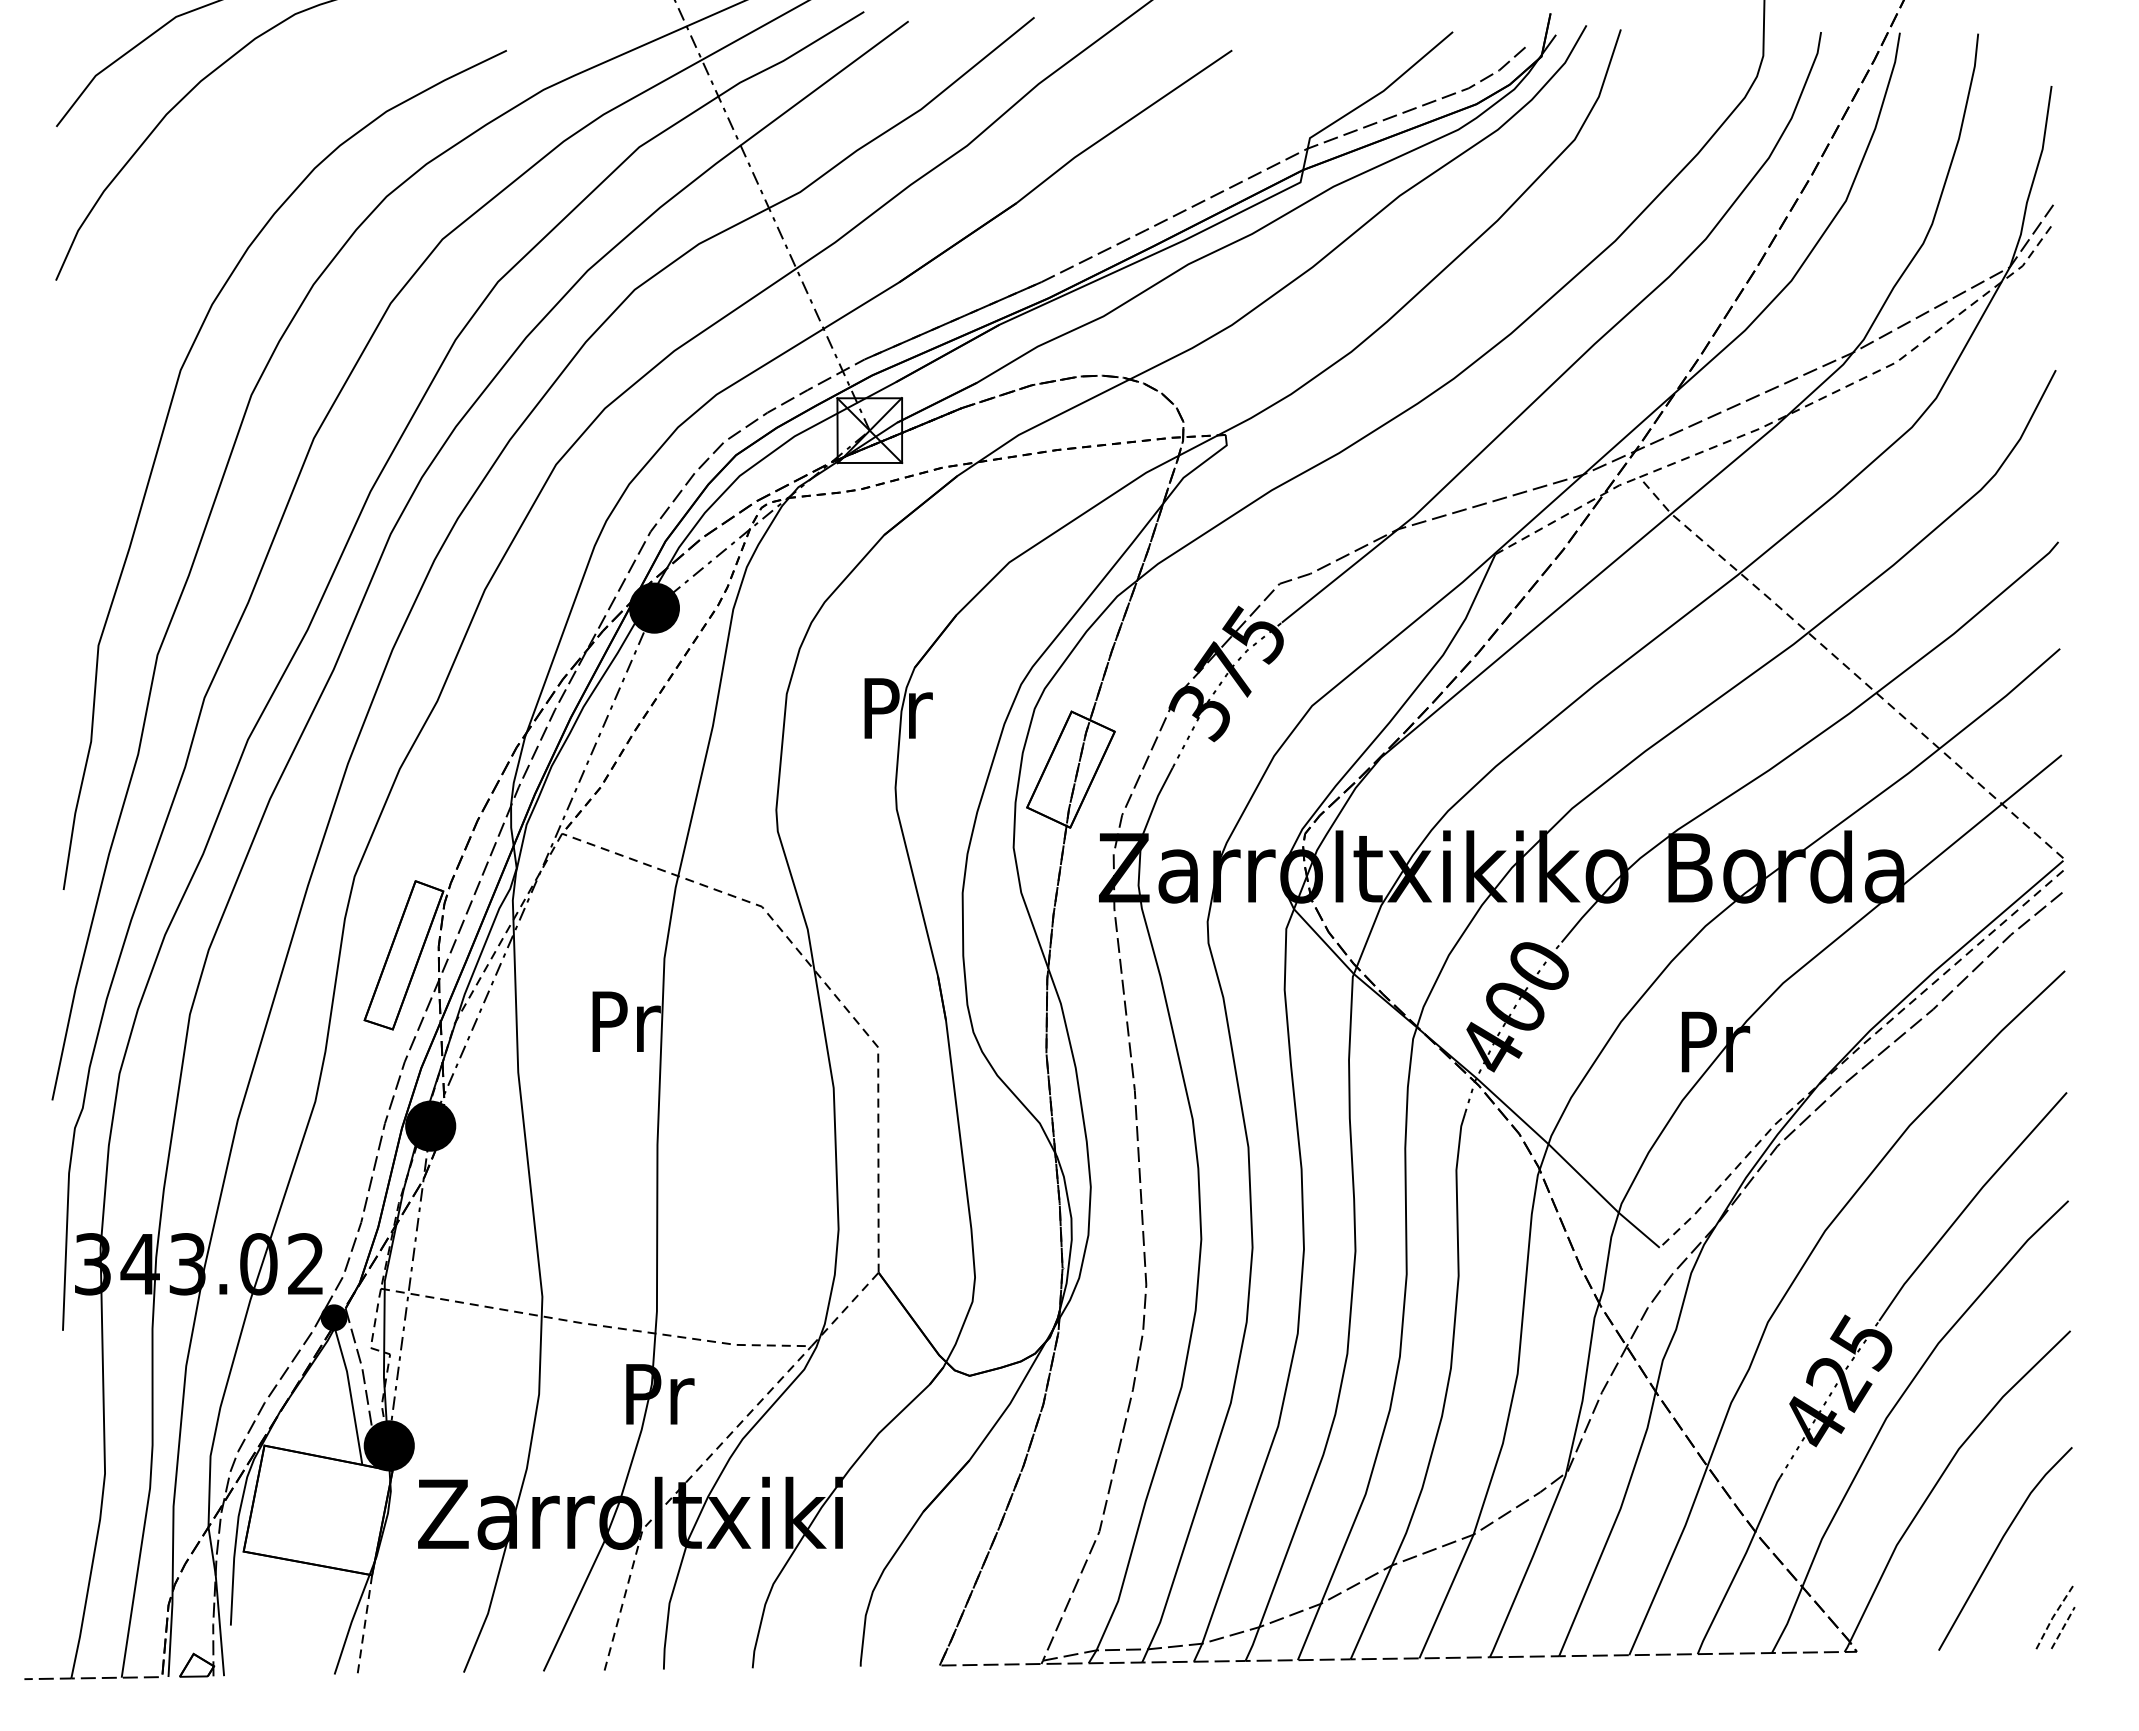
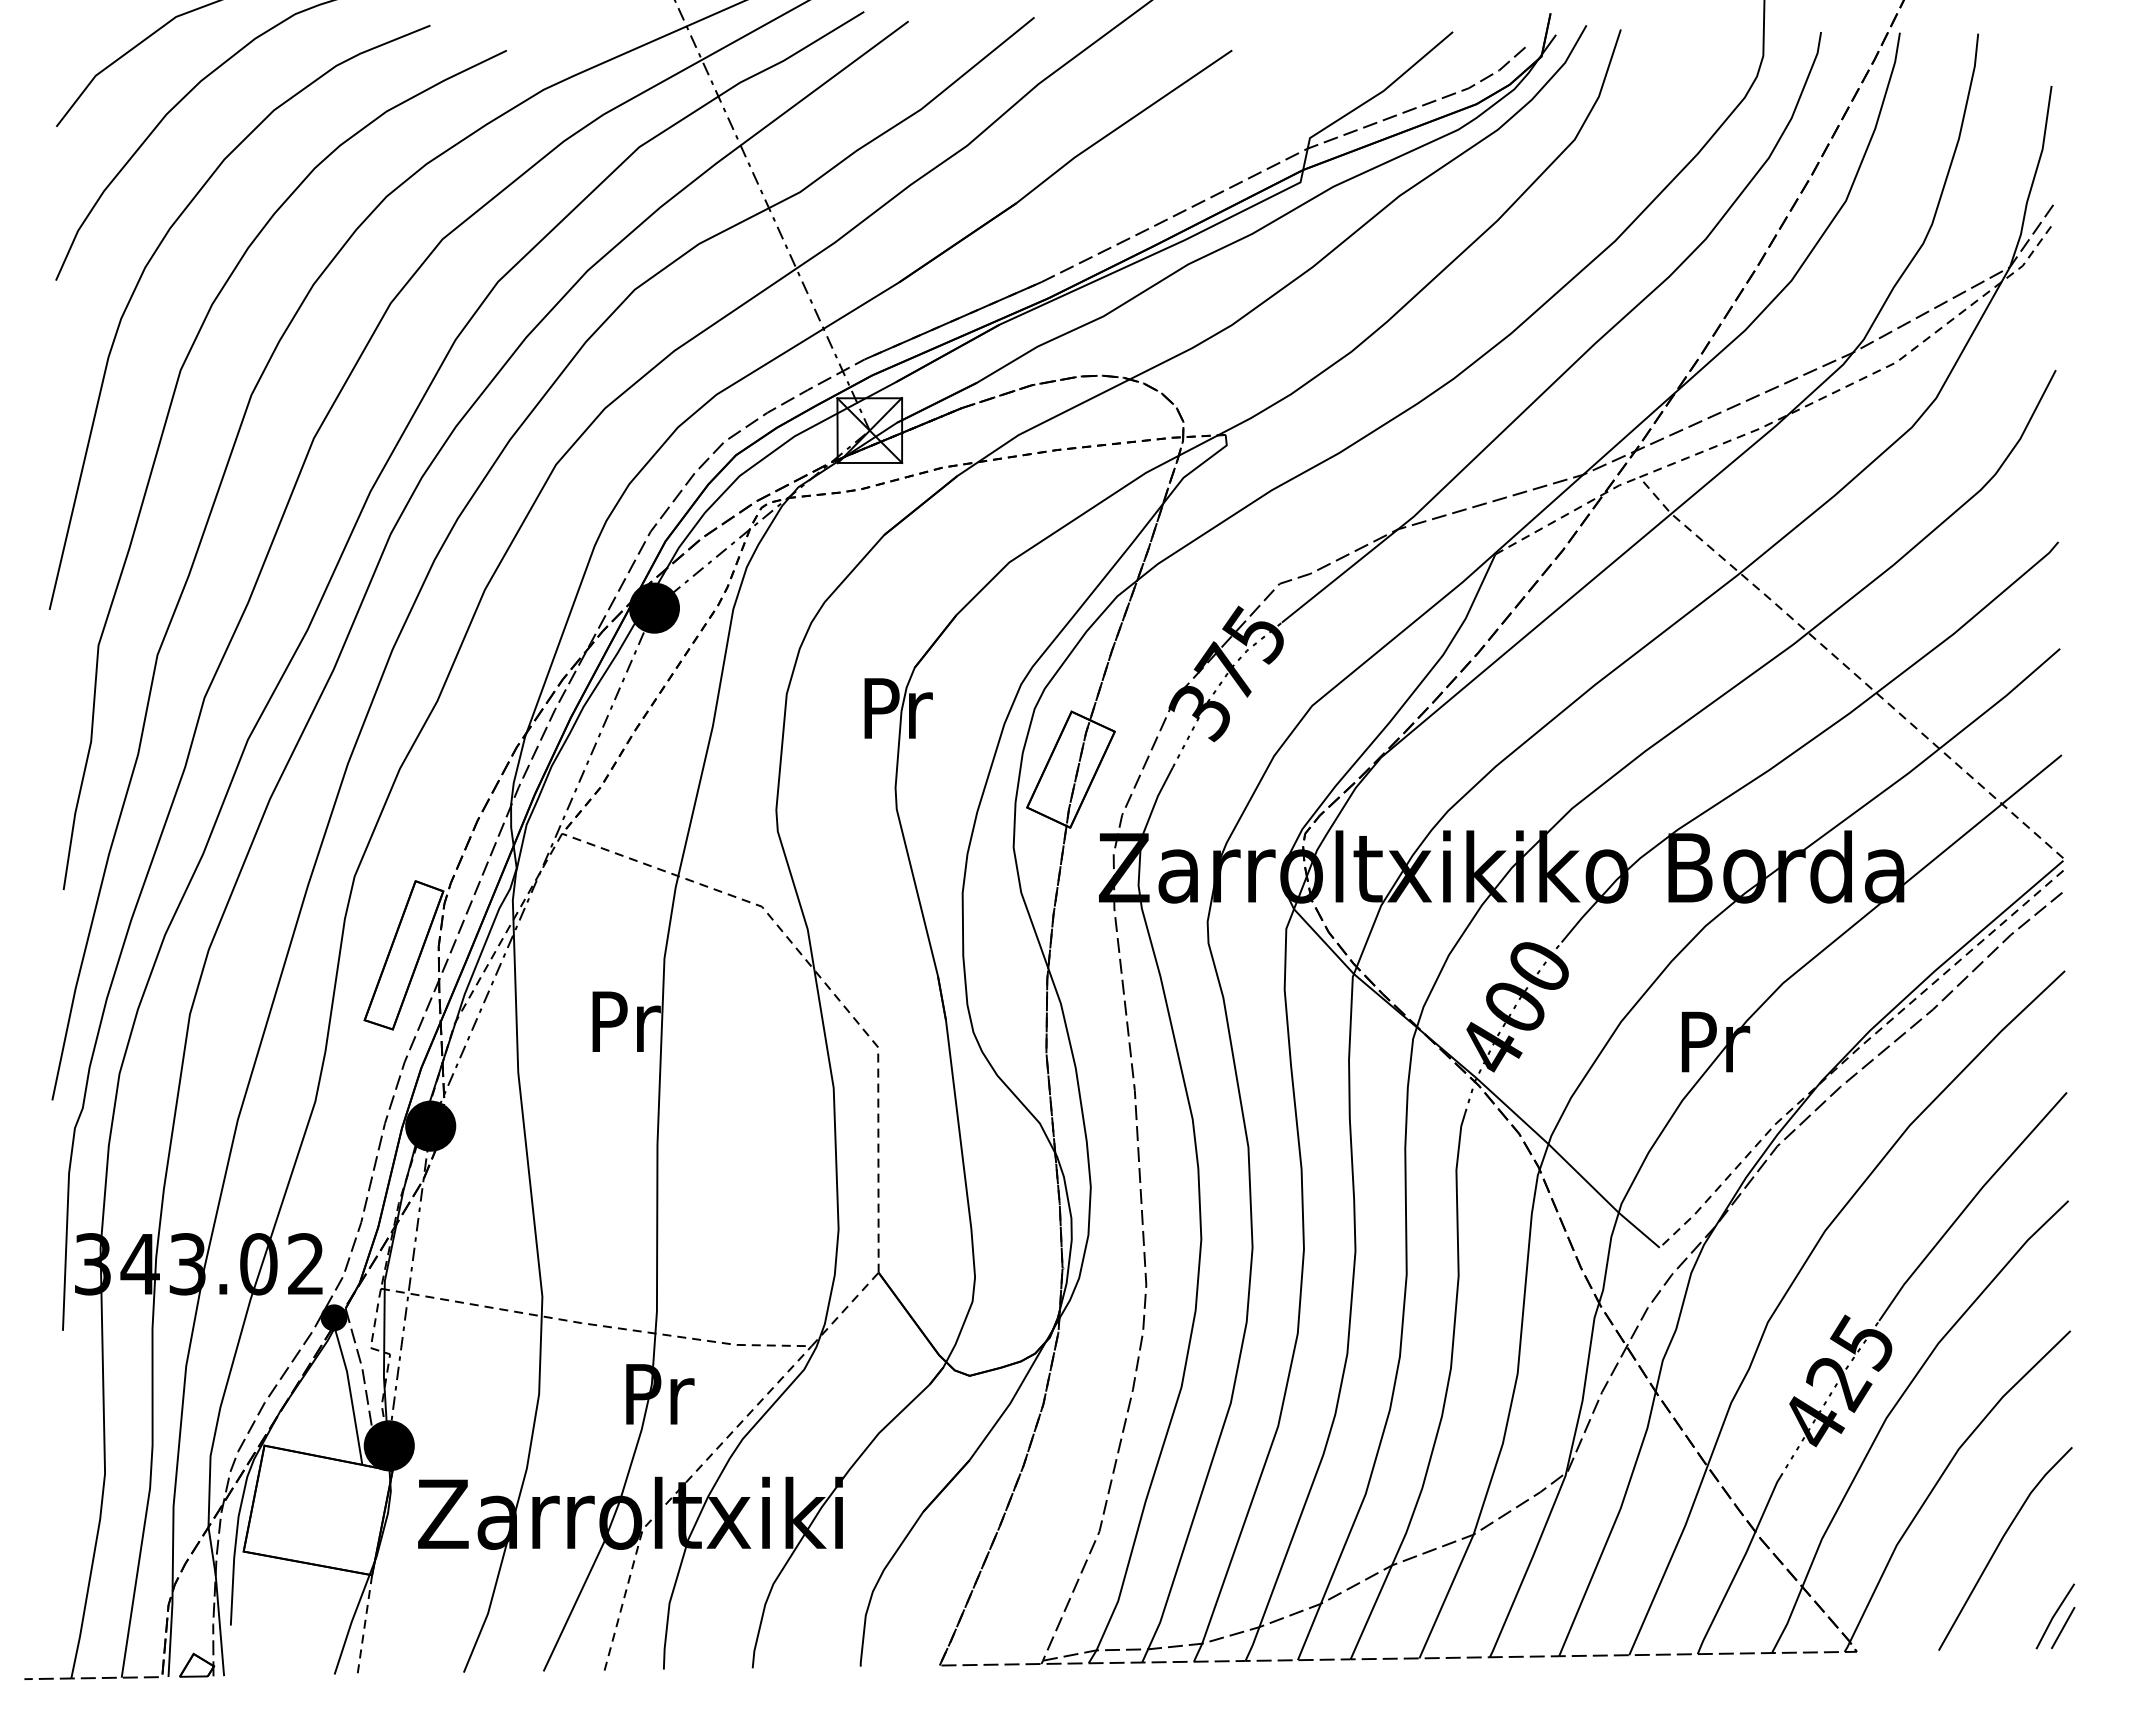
curve: none -> present (152, 258)
line: dashed -> solid (2053, 1616)
line: dashed -> solid (2063, 1628)
